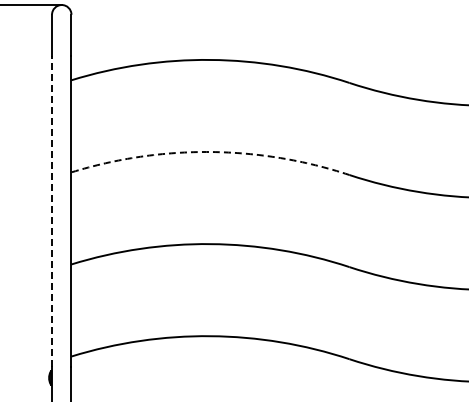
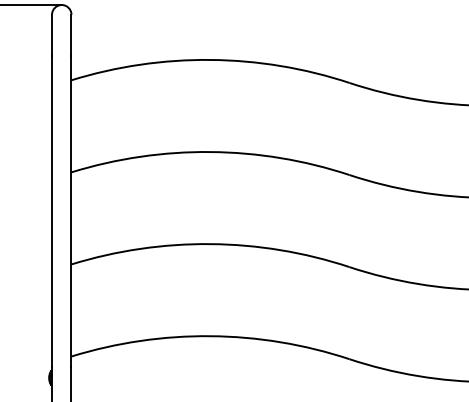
arc: dashed -> solid (210, 152)
line: dashed -> solid (52, 211)
